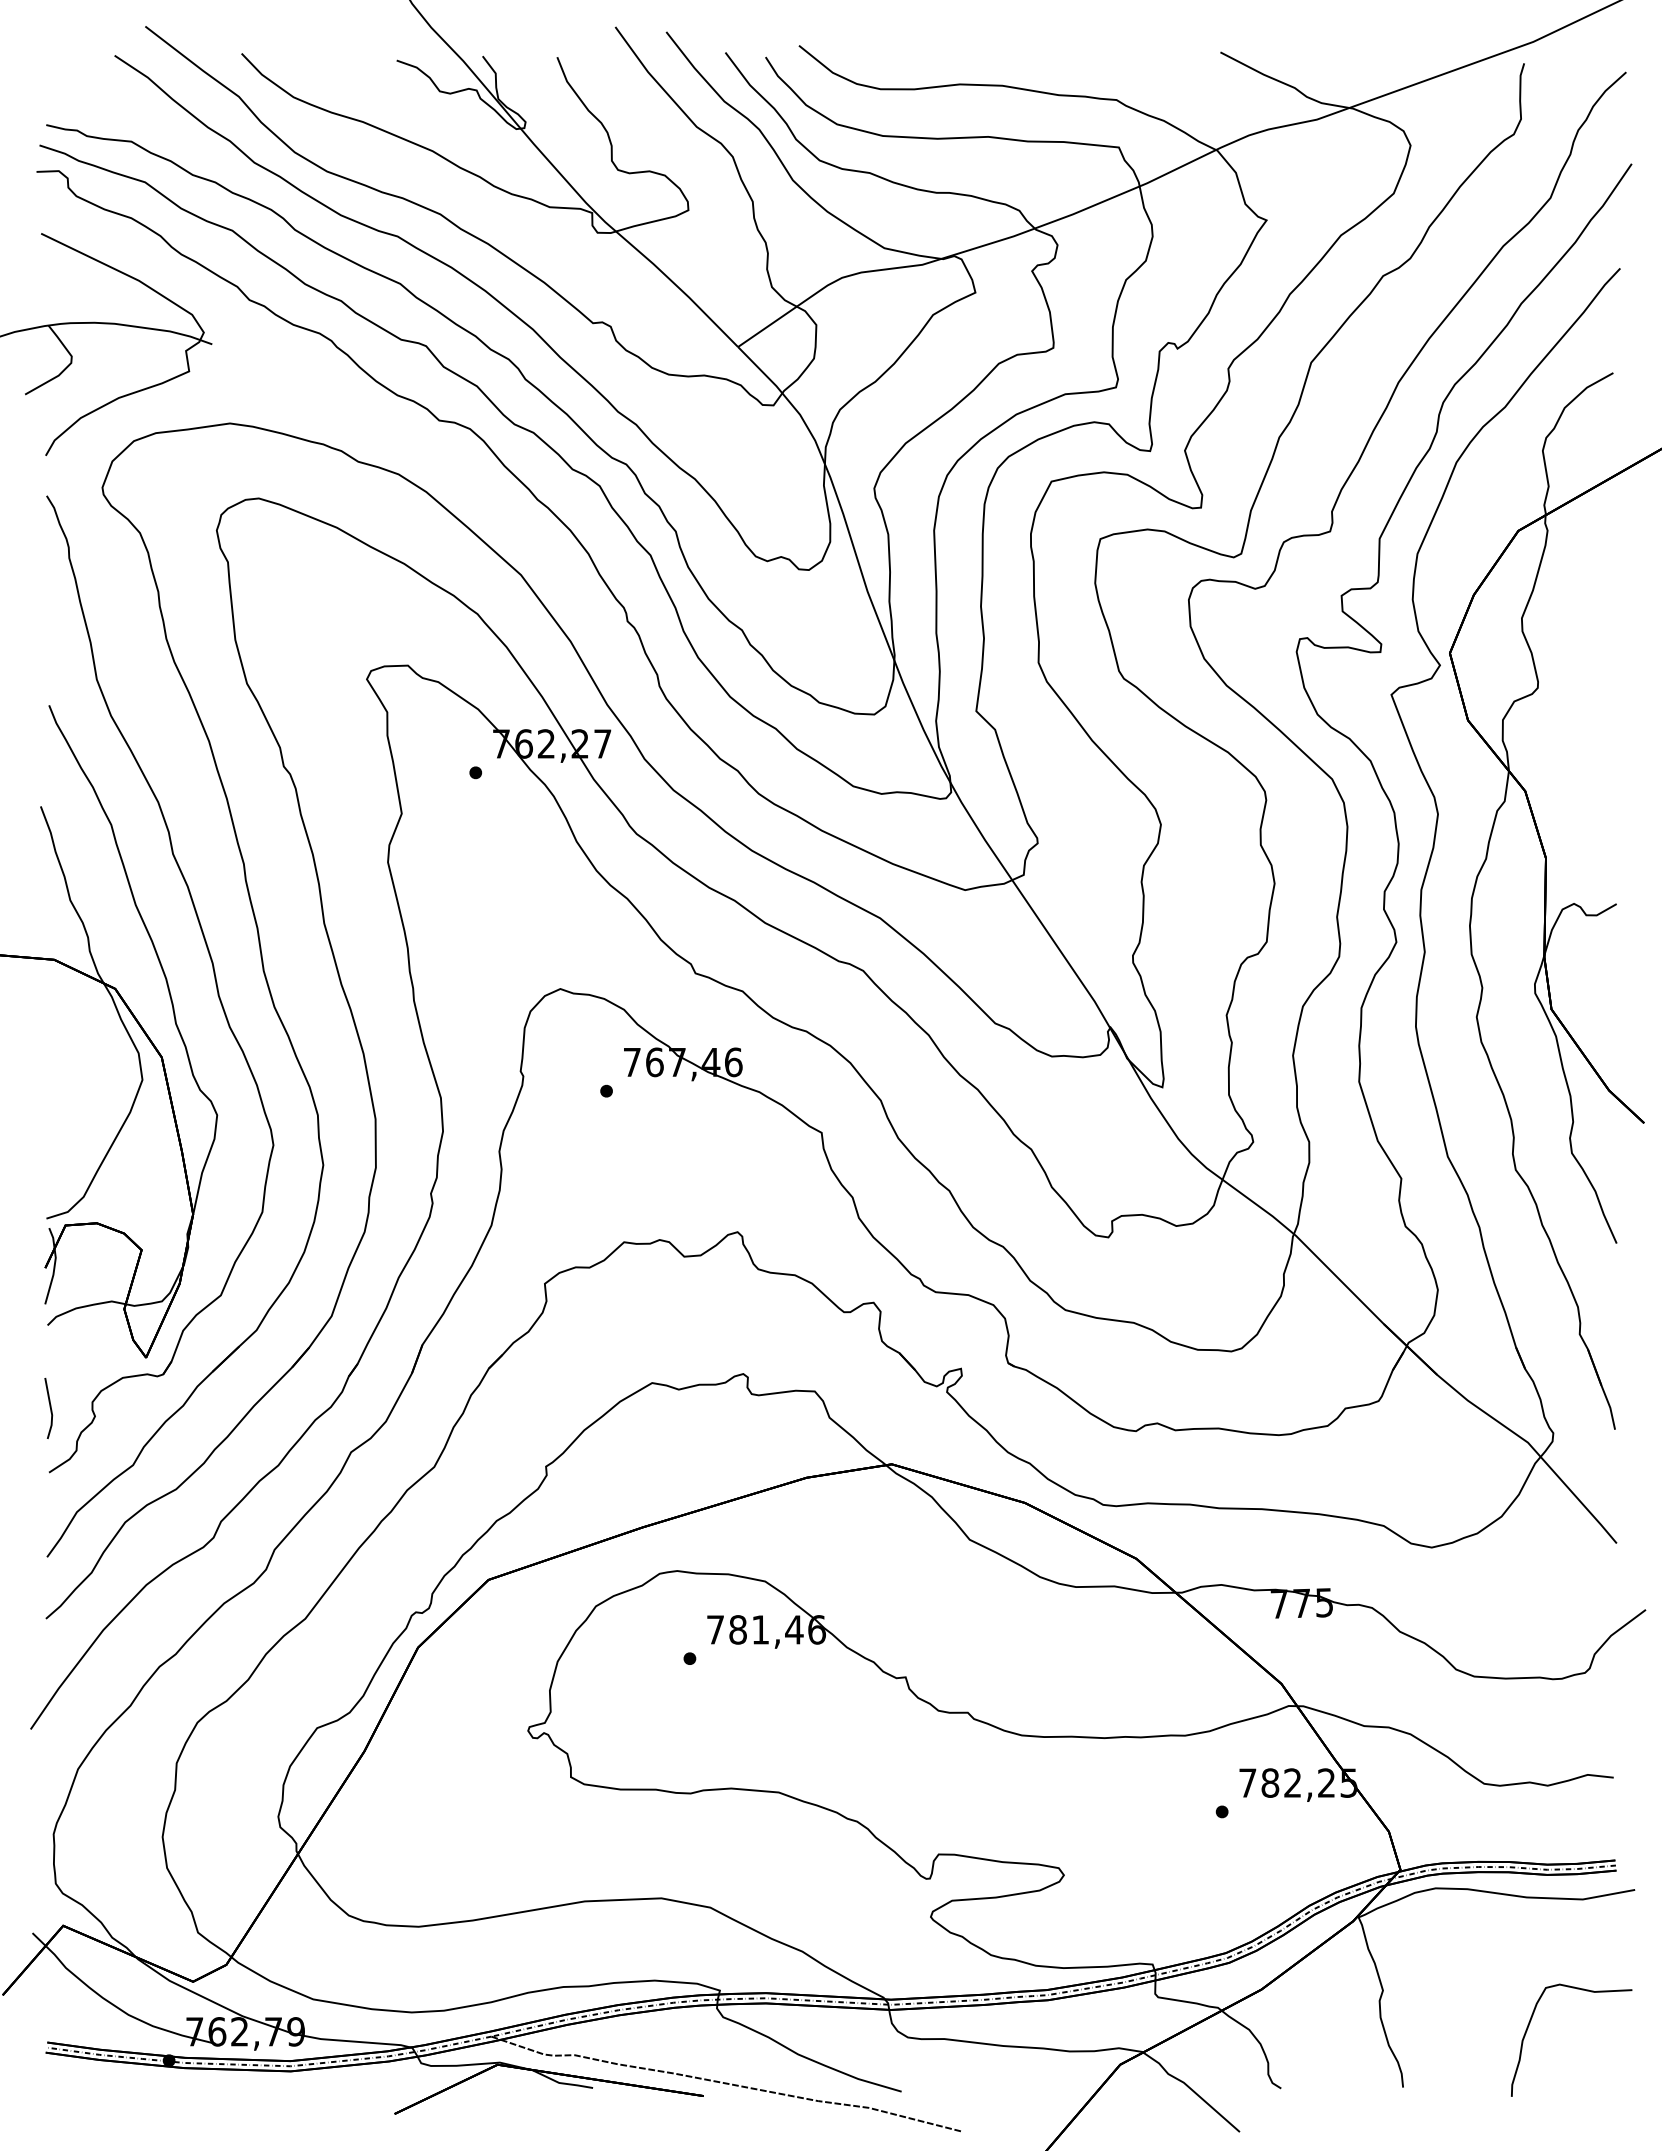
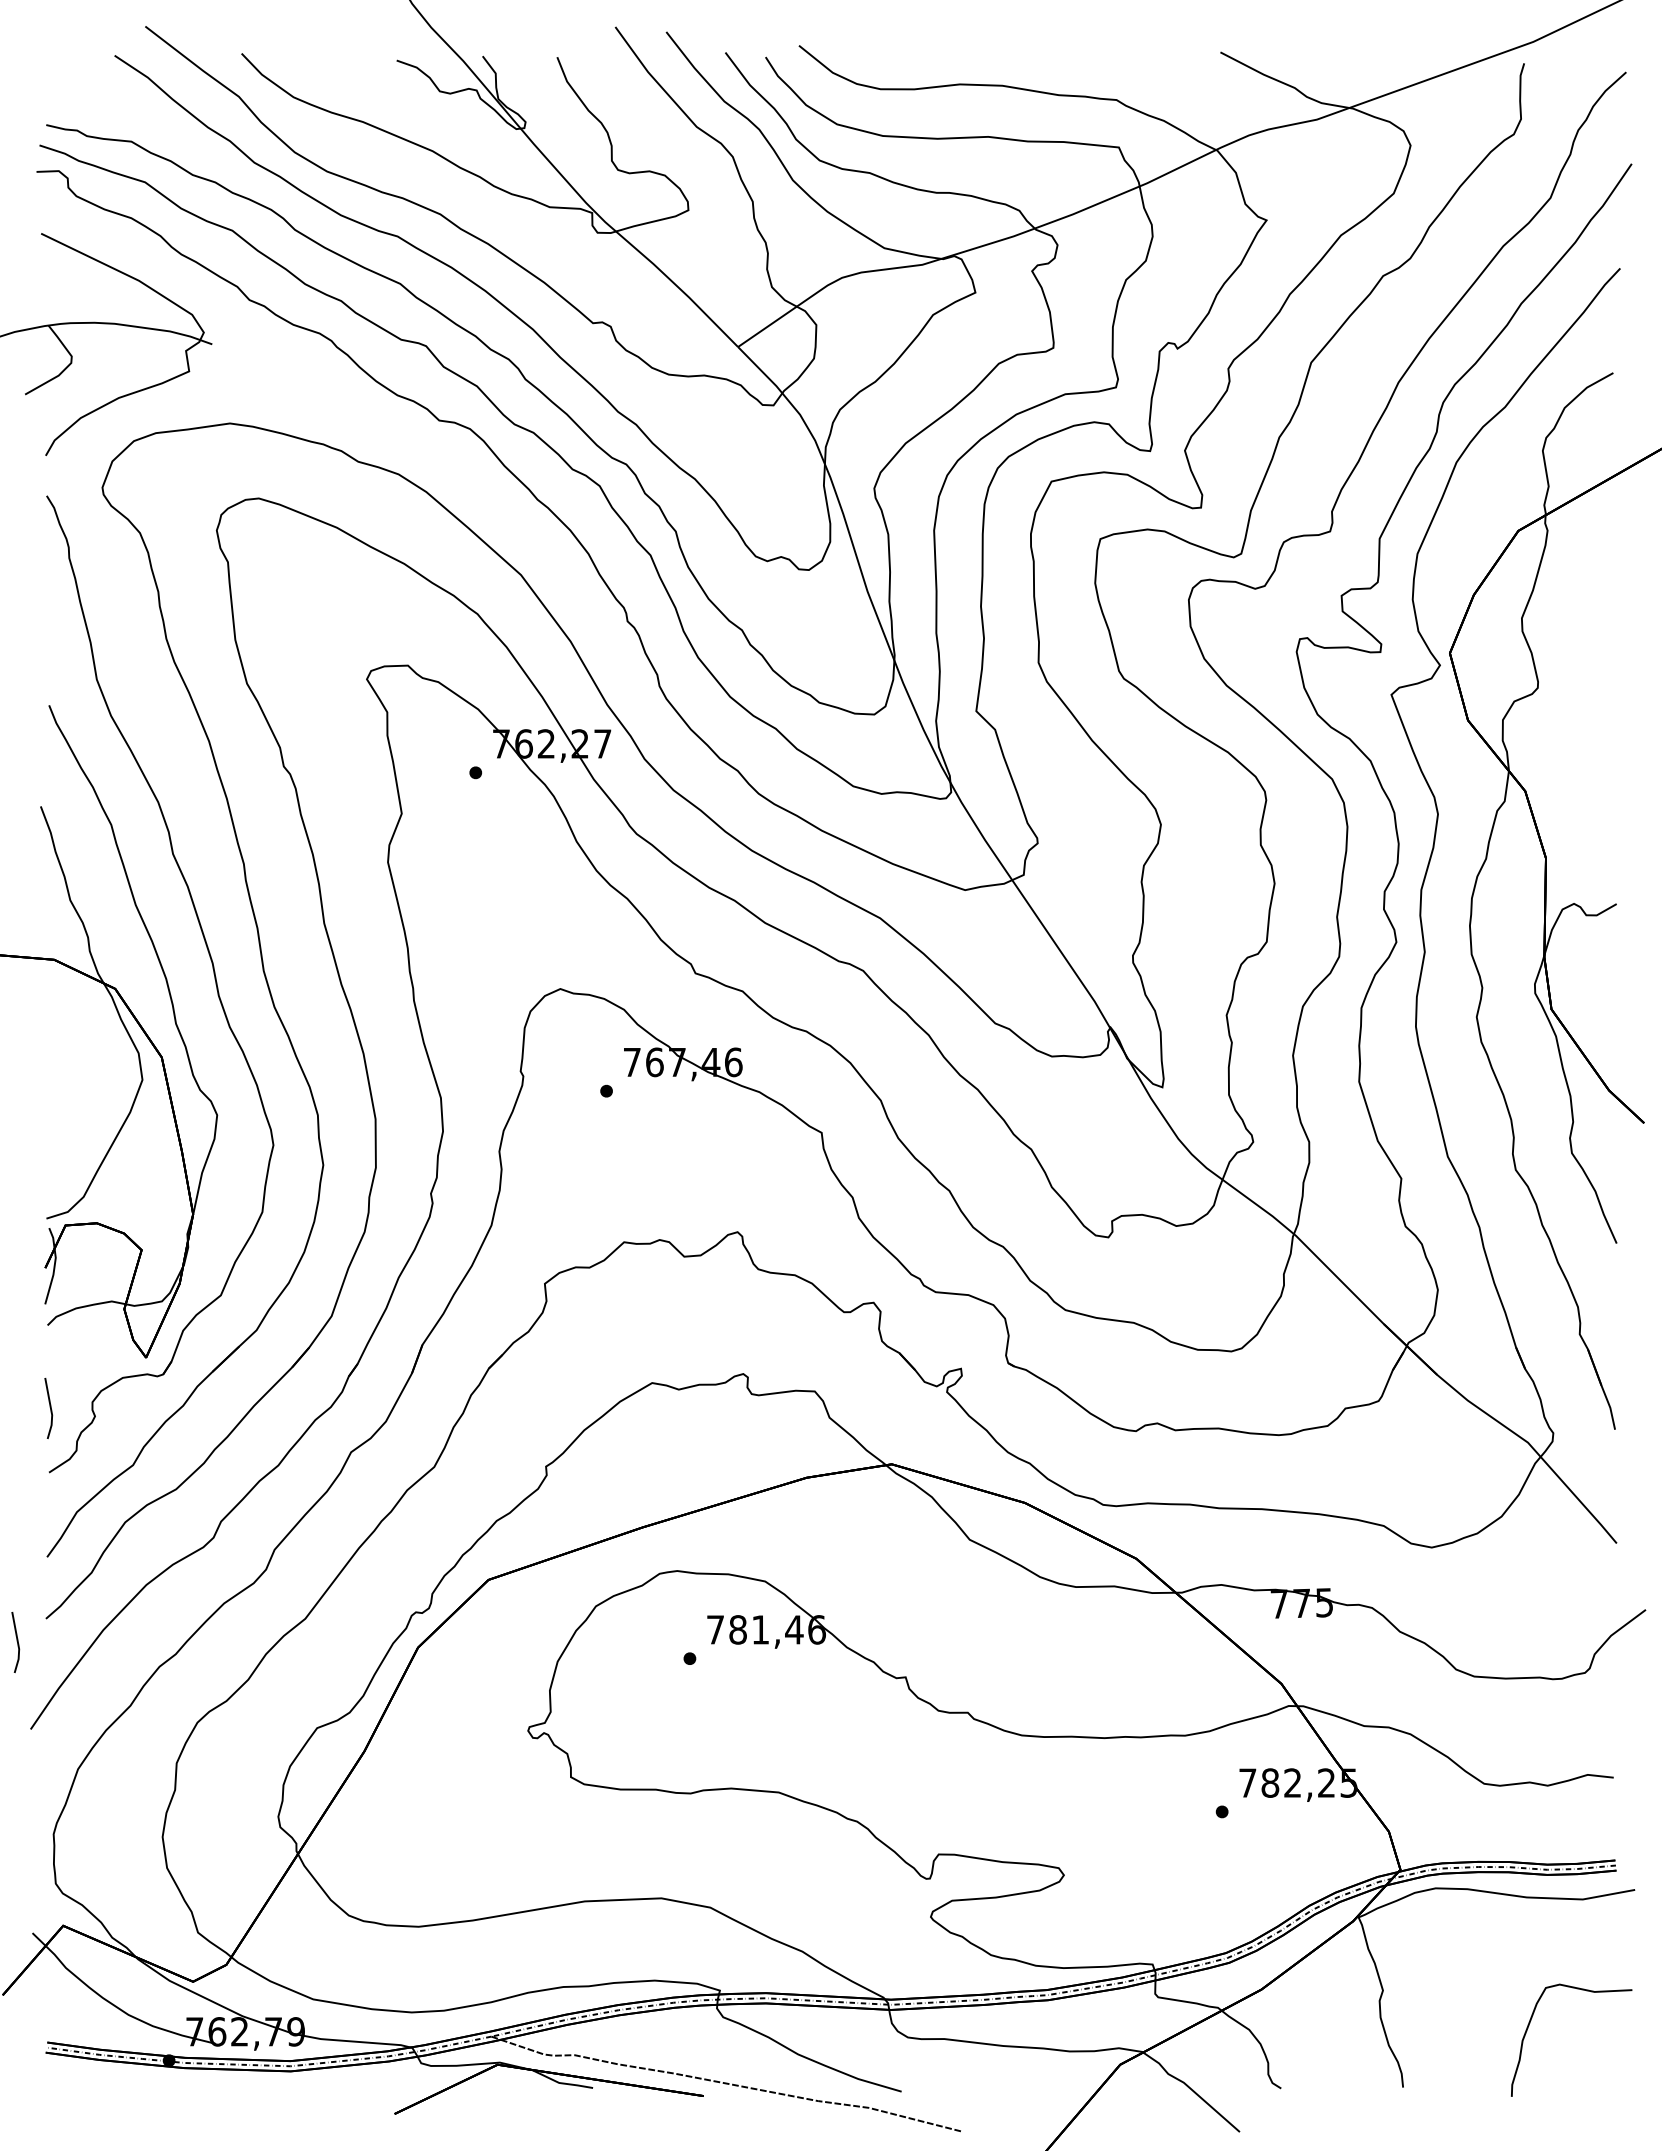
line: none -> present (16, 1641)
